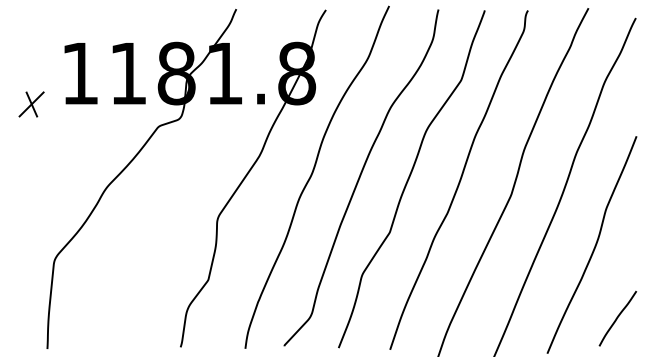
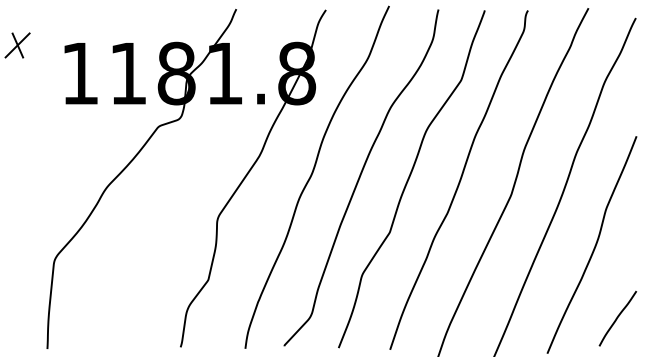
part position: (31, 104) -> (17, 45) (17, 45)
